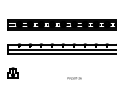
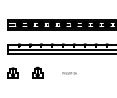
part: none -> present (37, 72)
text position: (74, 78) -> (69, 73) (69, 73)
